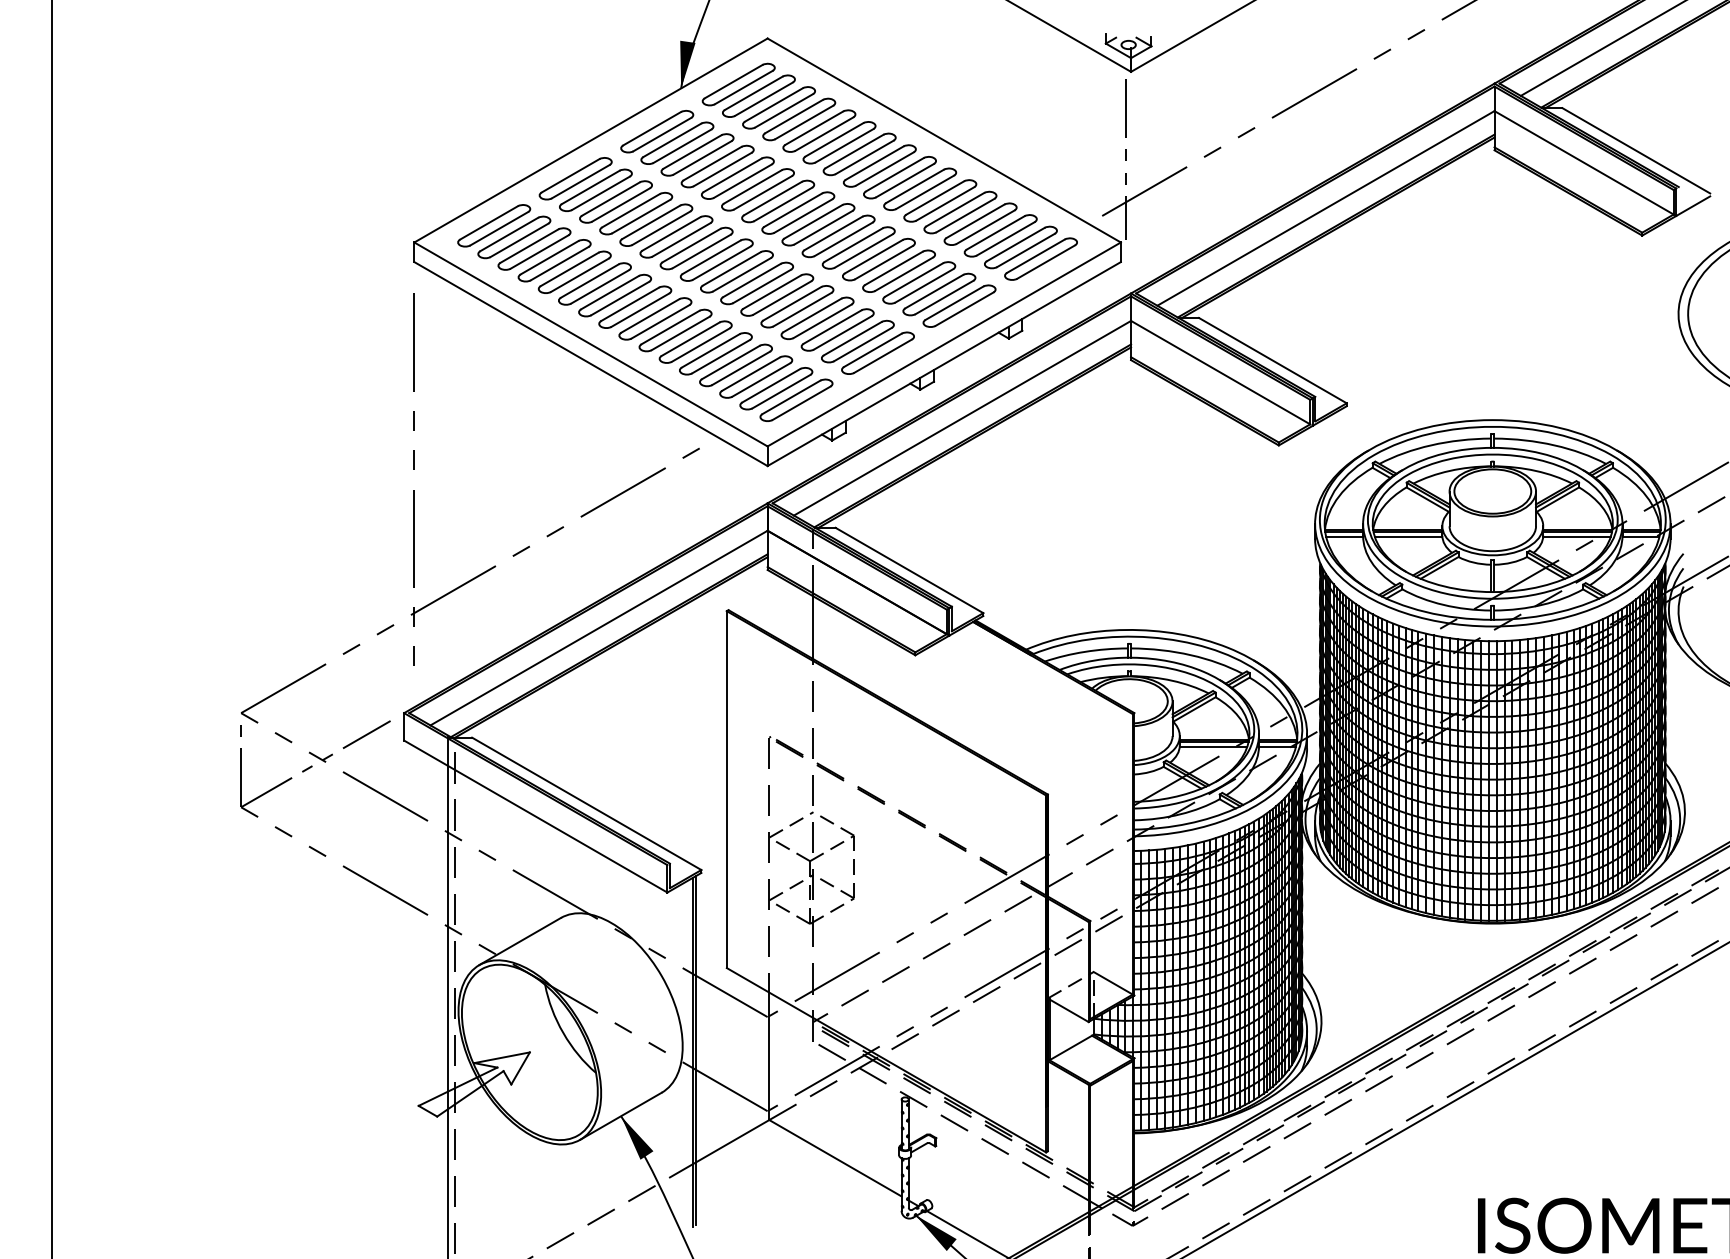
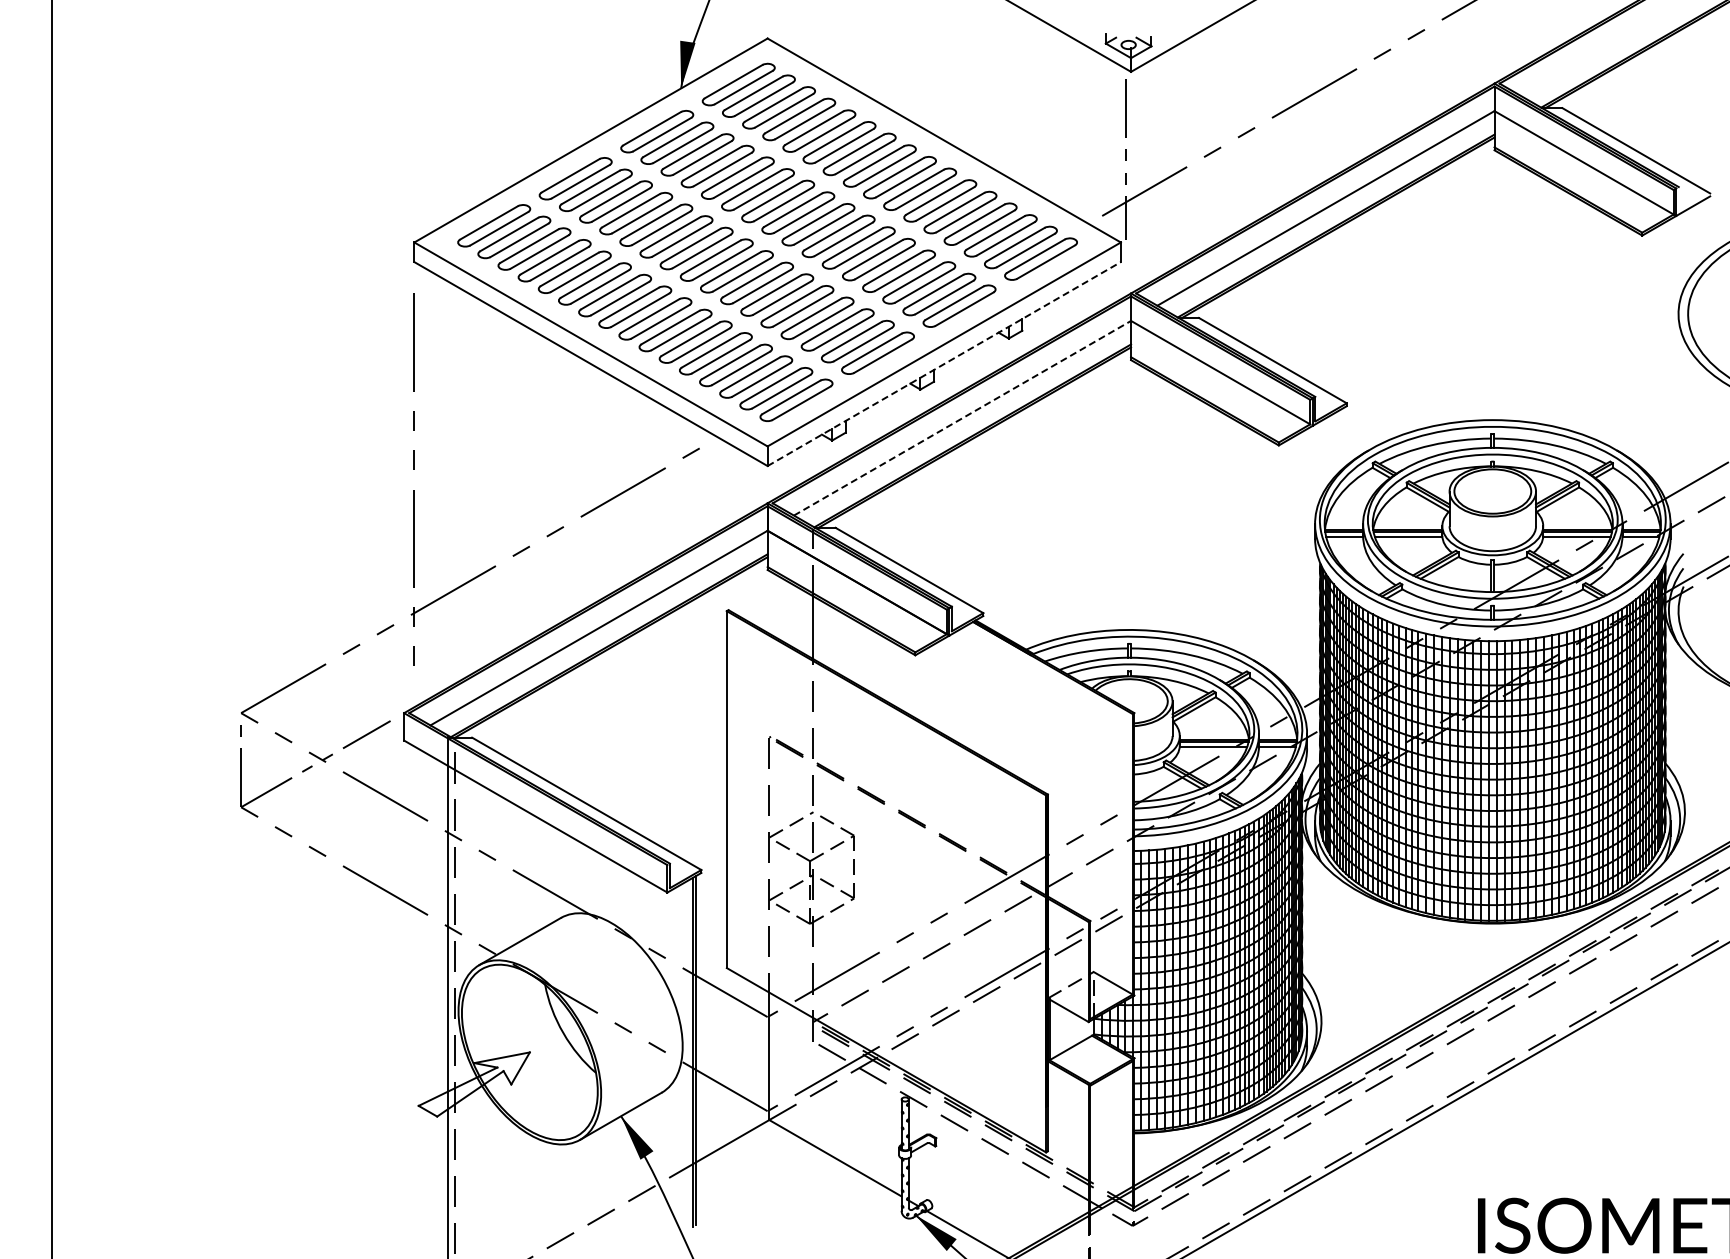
line: present -> none (1601, 48)
line: solid -> dashed (944, 364)
line: solid -> dashed (962, 418)
